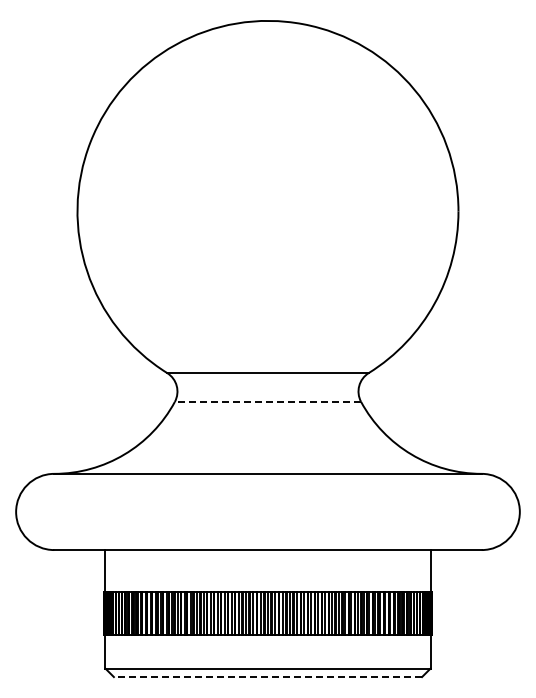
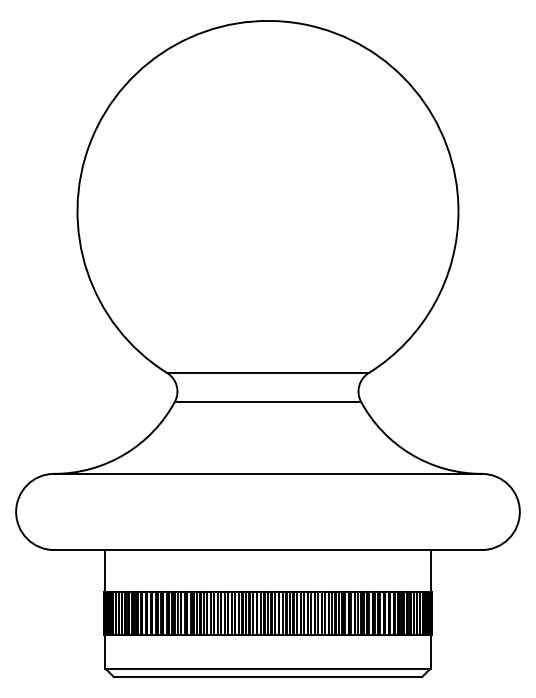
line: dashed -> solid (267, 401)
line: dashed -> solid (267, 677)
